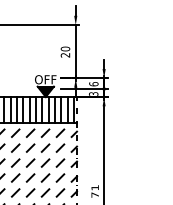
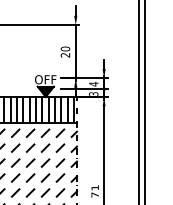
text: 6 -> 4 (93, 84)
line: none -> present (138, 101)
line: none -> present (145, 101)
